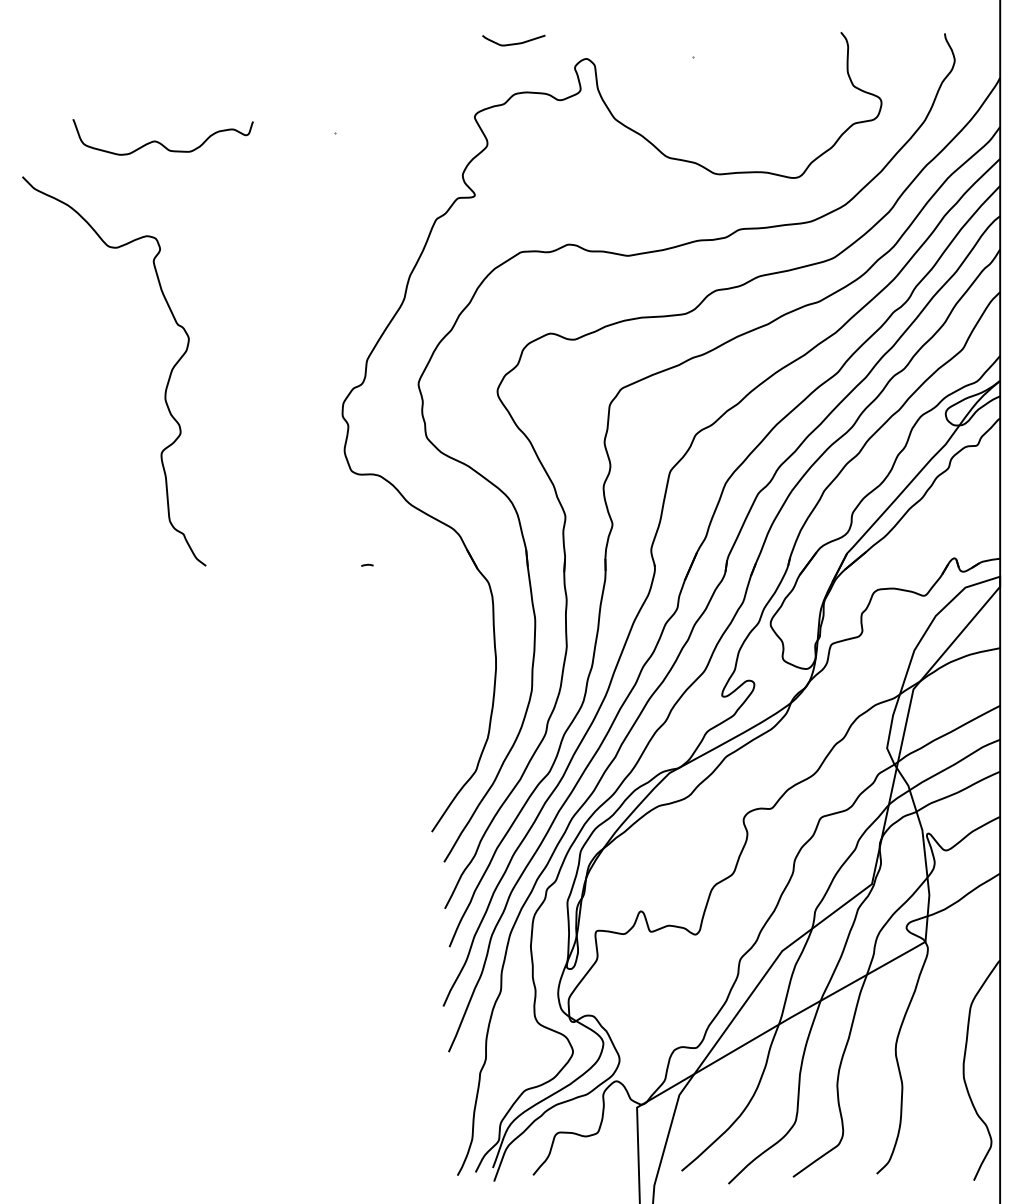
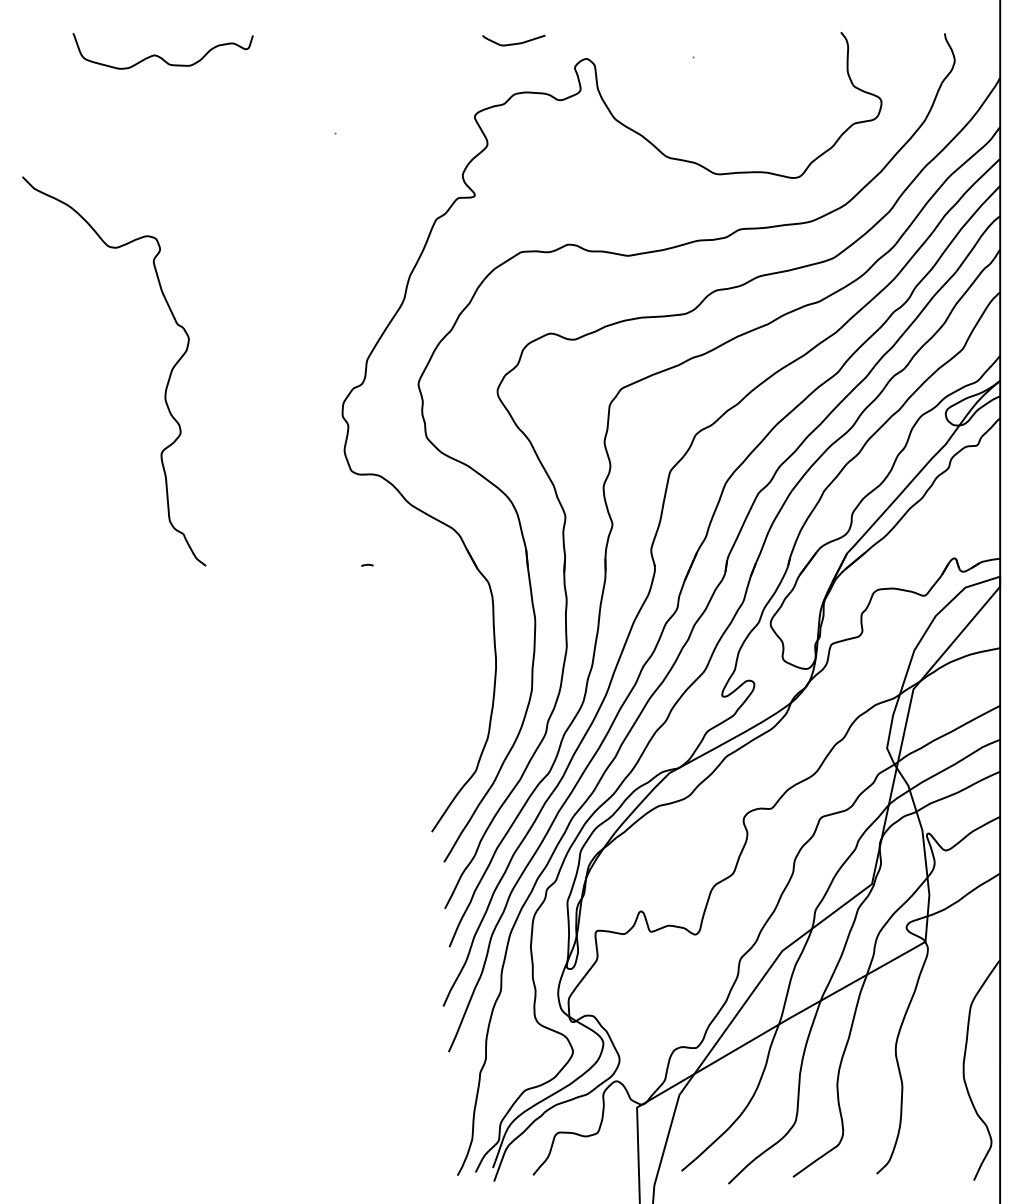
curve position: (160, 142) -> (160, 56) (160, 56)
